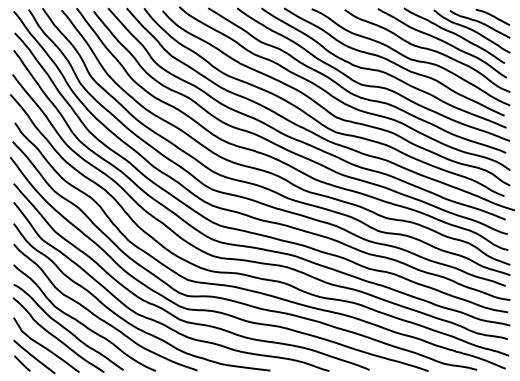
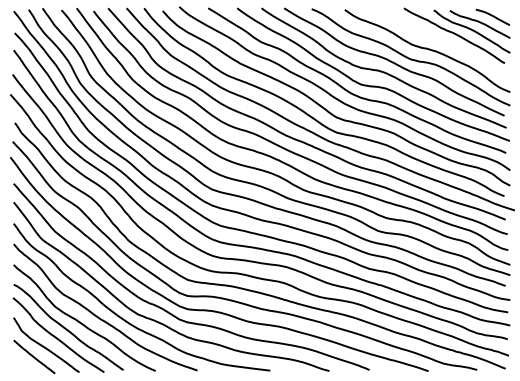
curve: present -> none (443, 42)
line: present -> none (22, 363)
